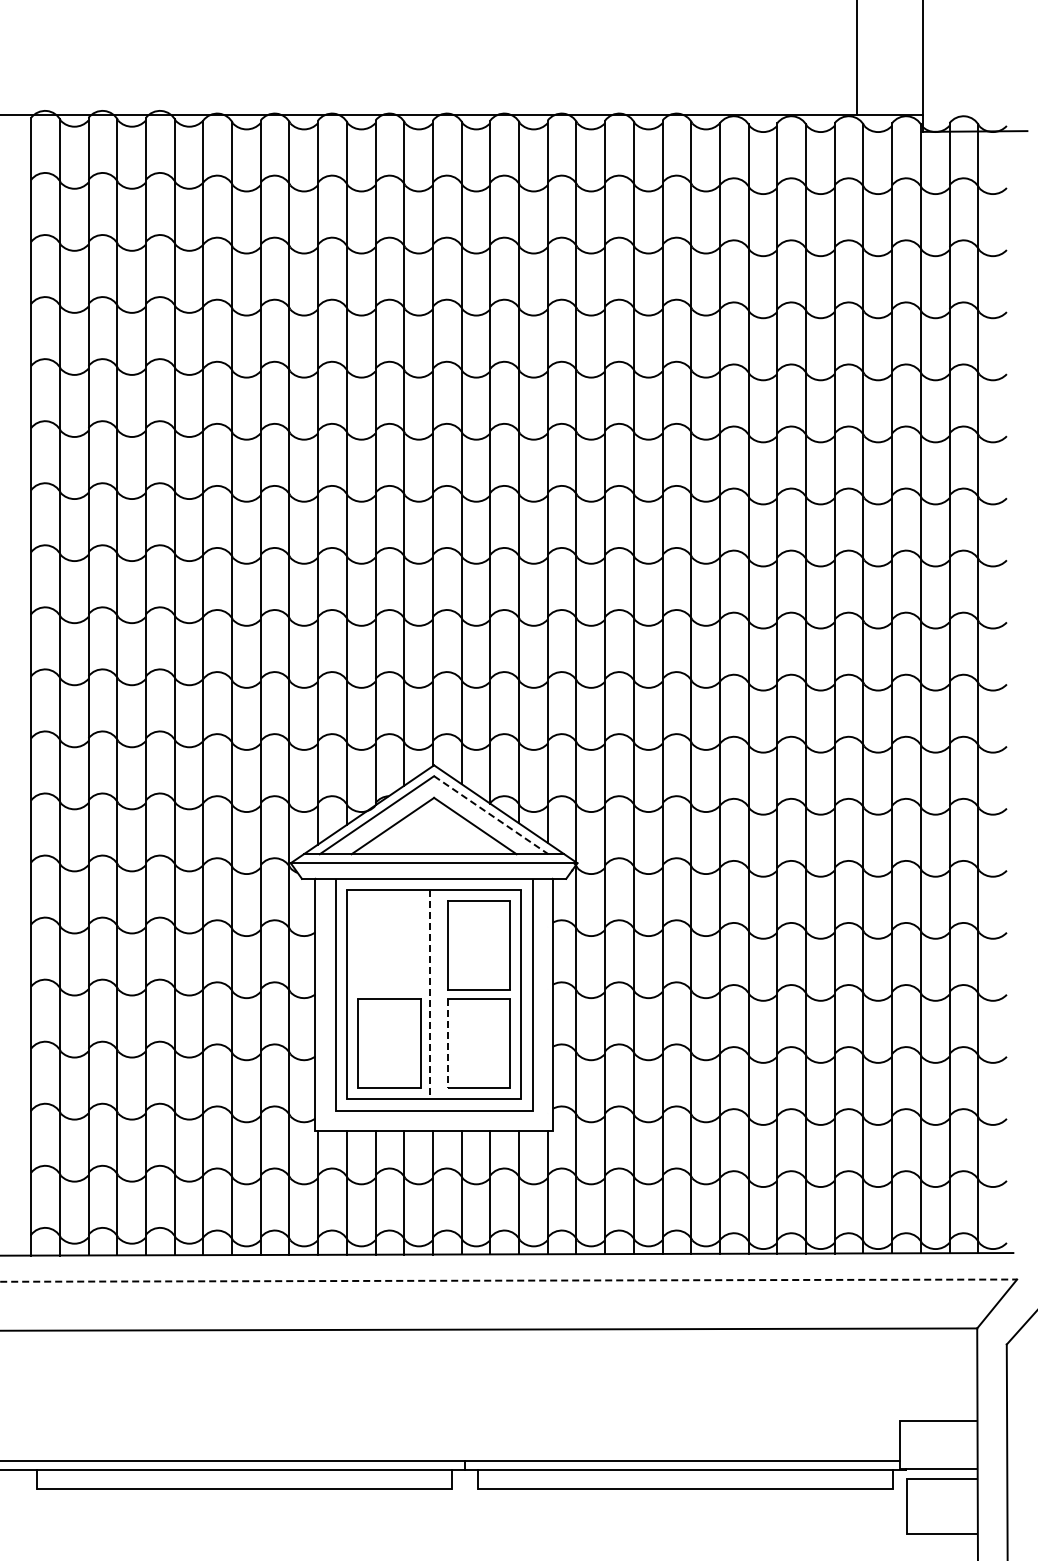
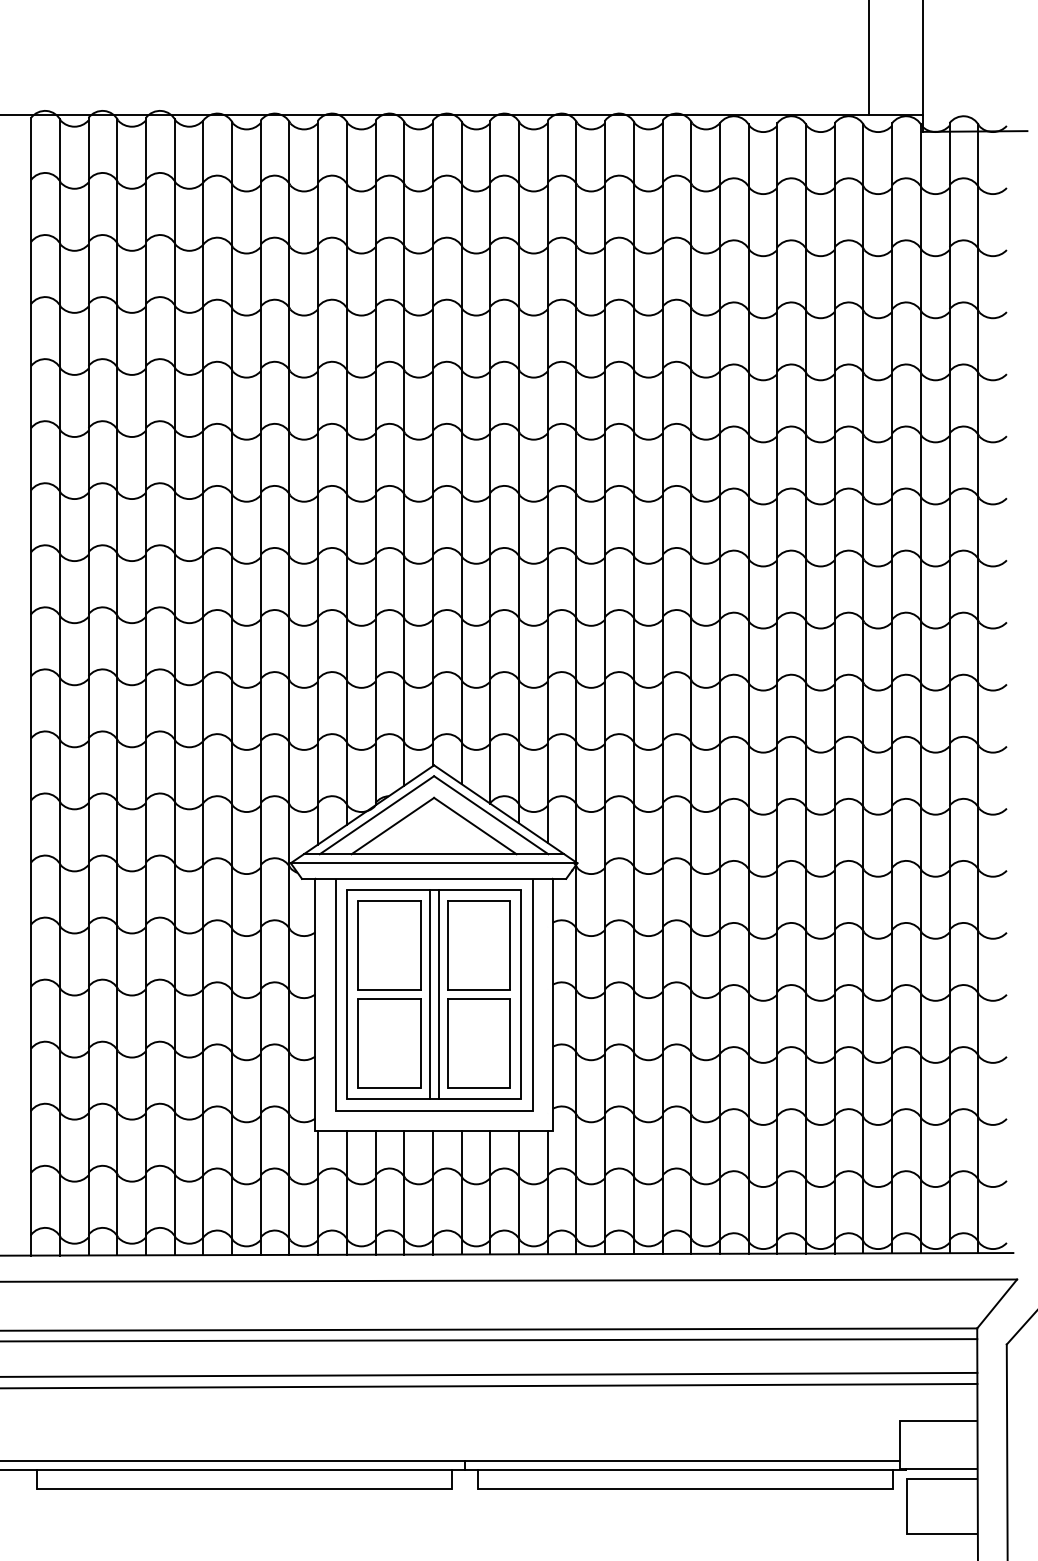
line position: (857, 58) -> (869, 58) (869, 58)
line: dashed -> solid (491, 815)
part: none -> present (389, 945)
line: dashed -> solid (429, 994)
line: none -> present (438, 994)
line: dashed -> solid (447, 1044)
line: dashed -> solid (509, 1280)
line: none -> present (489, 1340)
line: none -> present (489, 1374)
line: none -> present (489, 1385)
